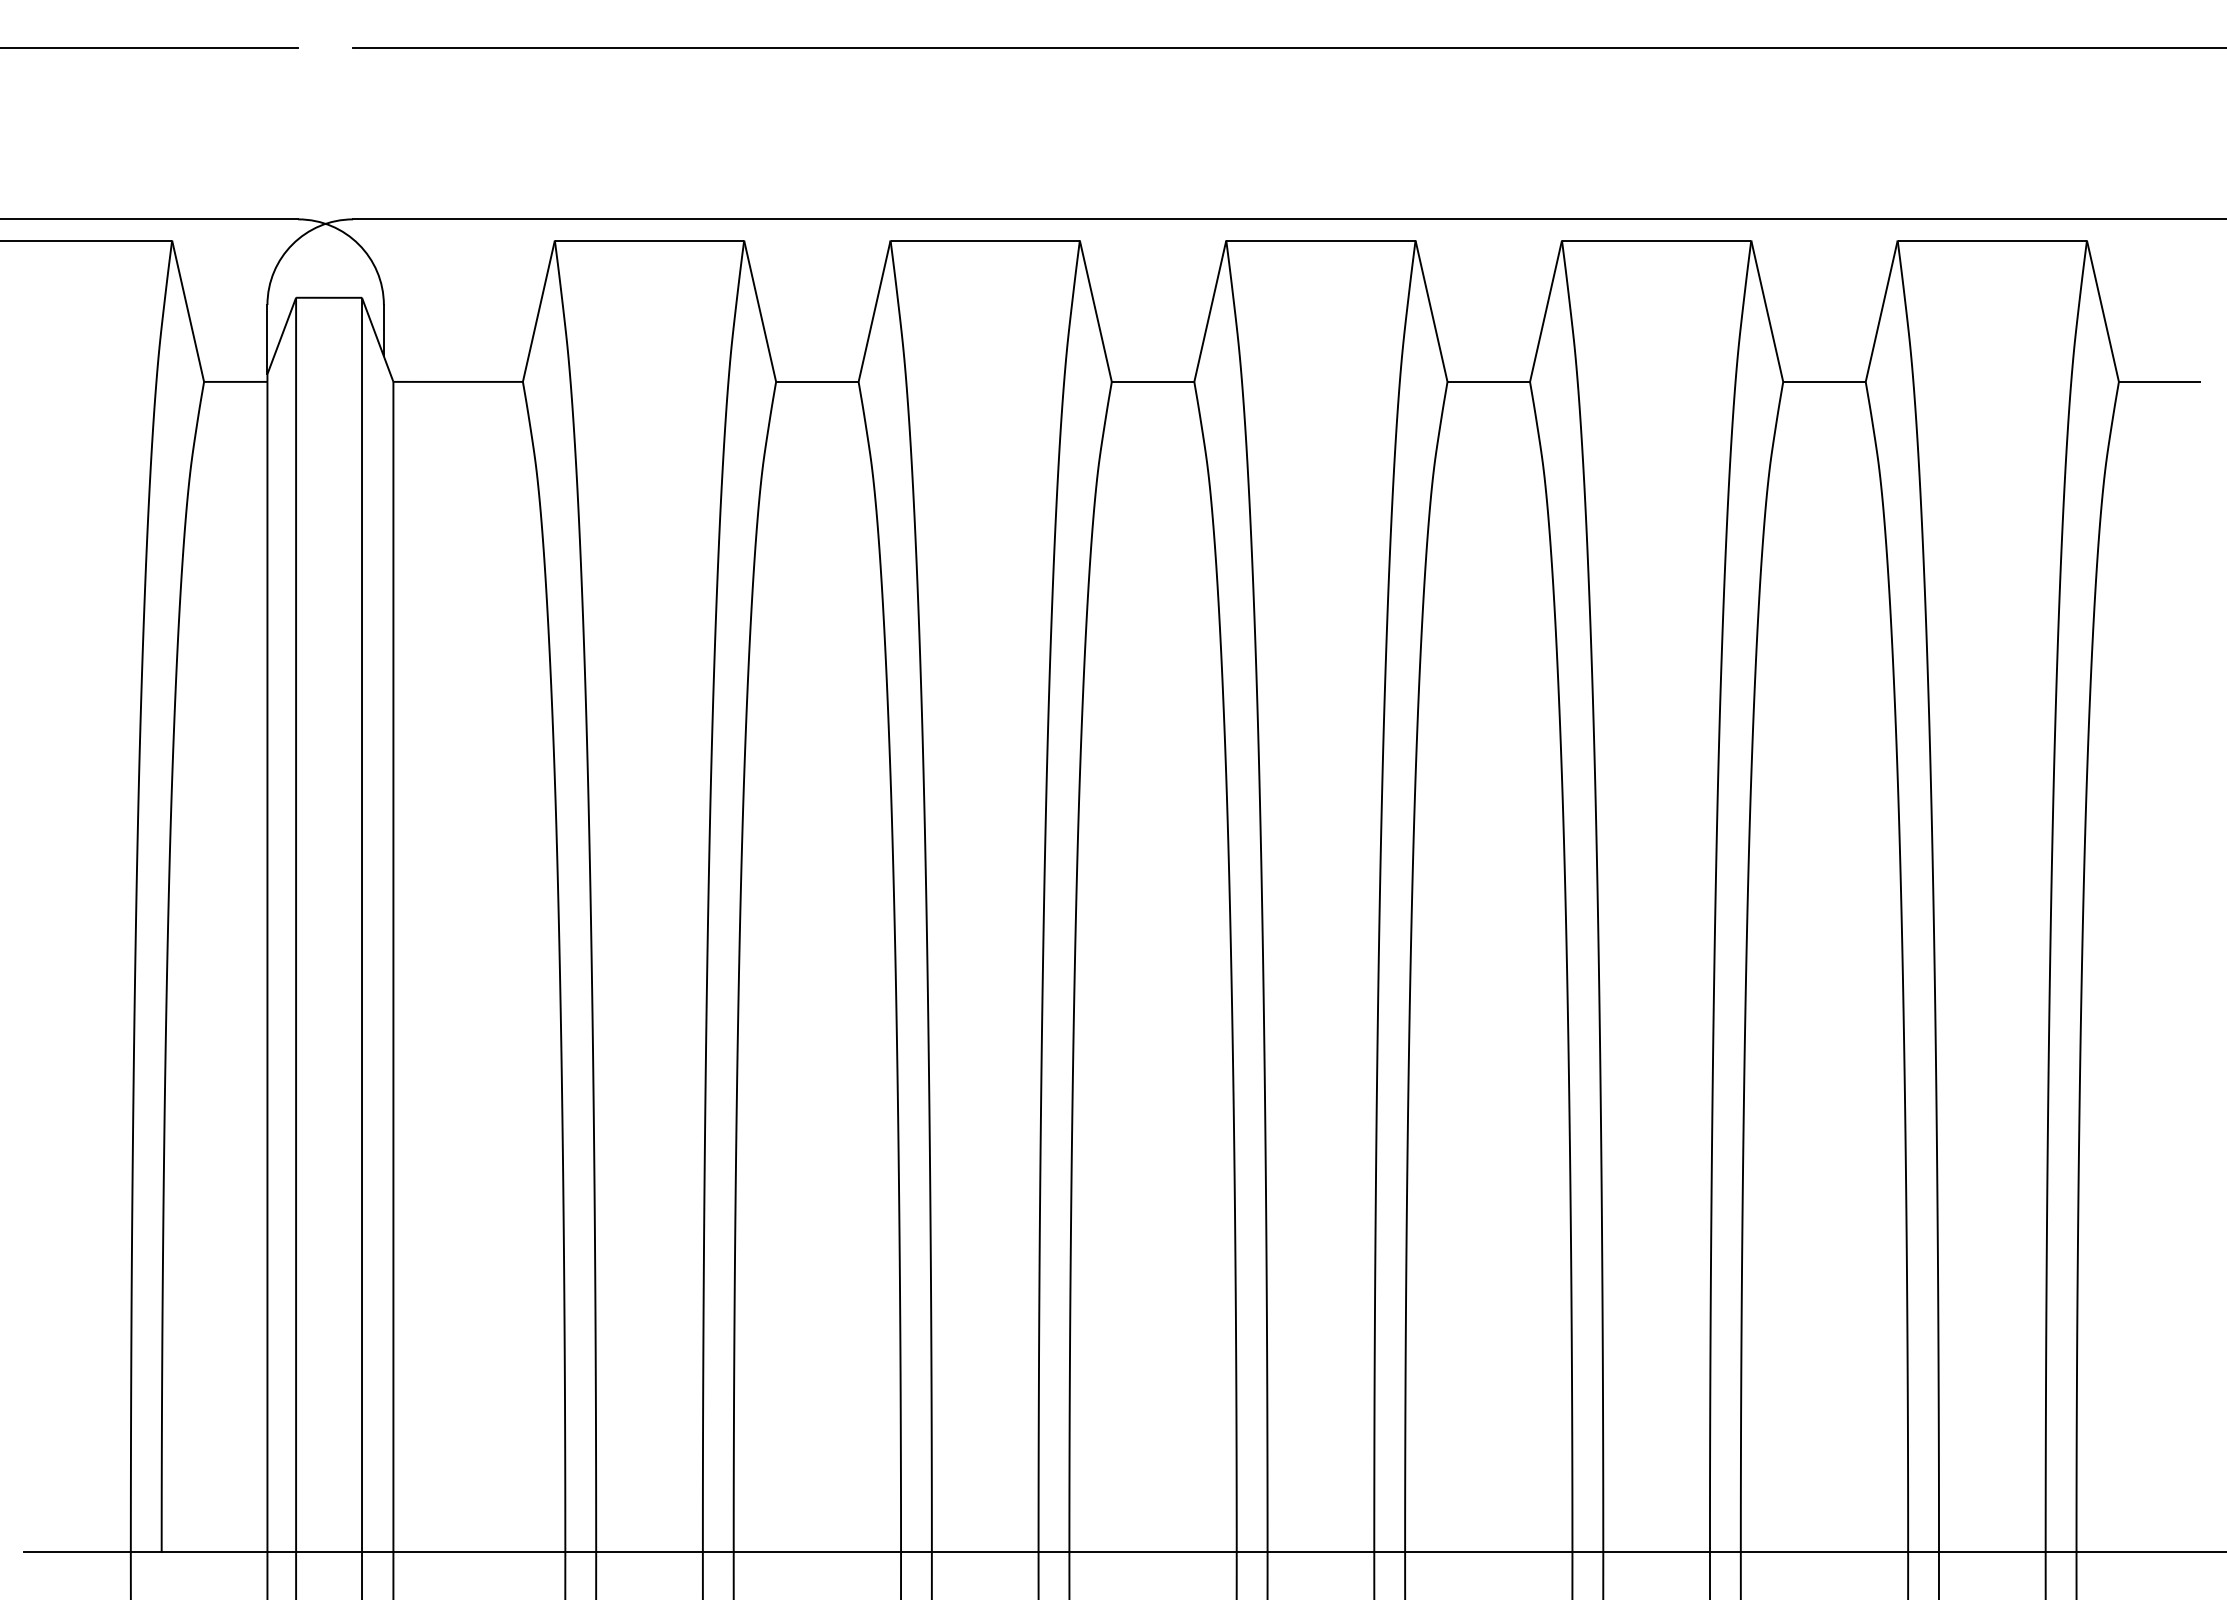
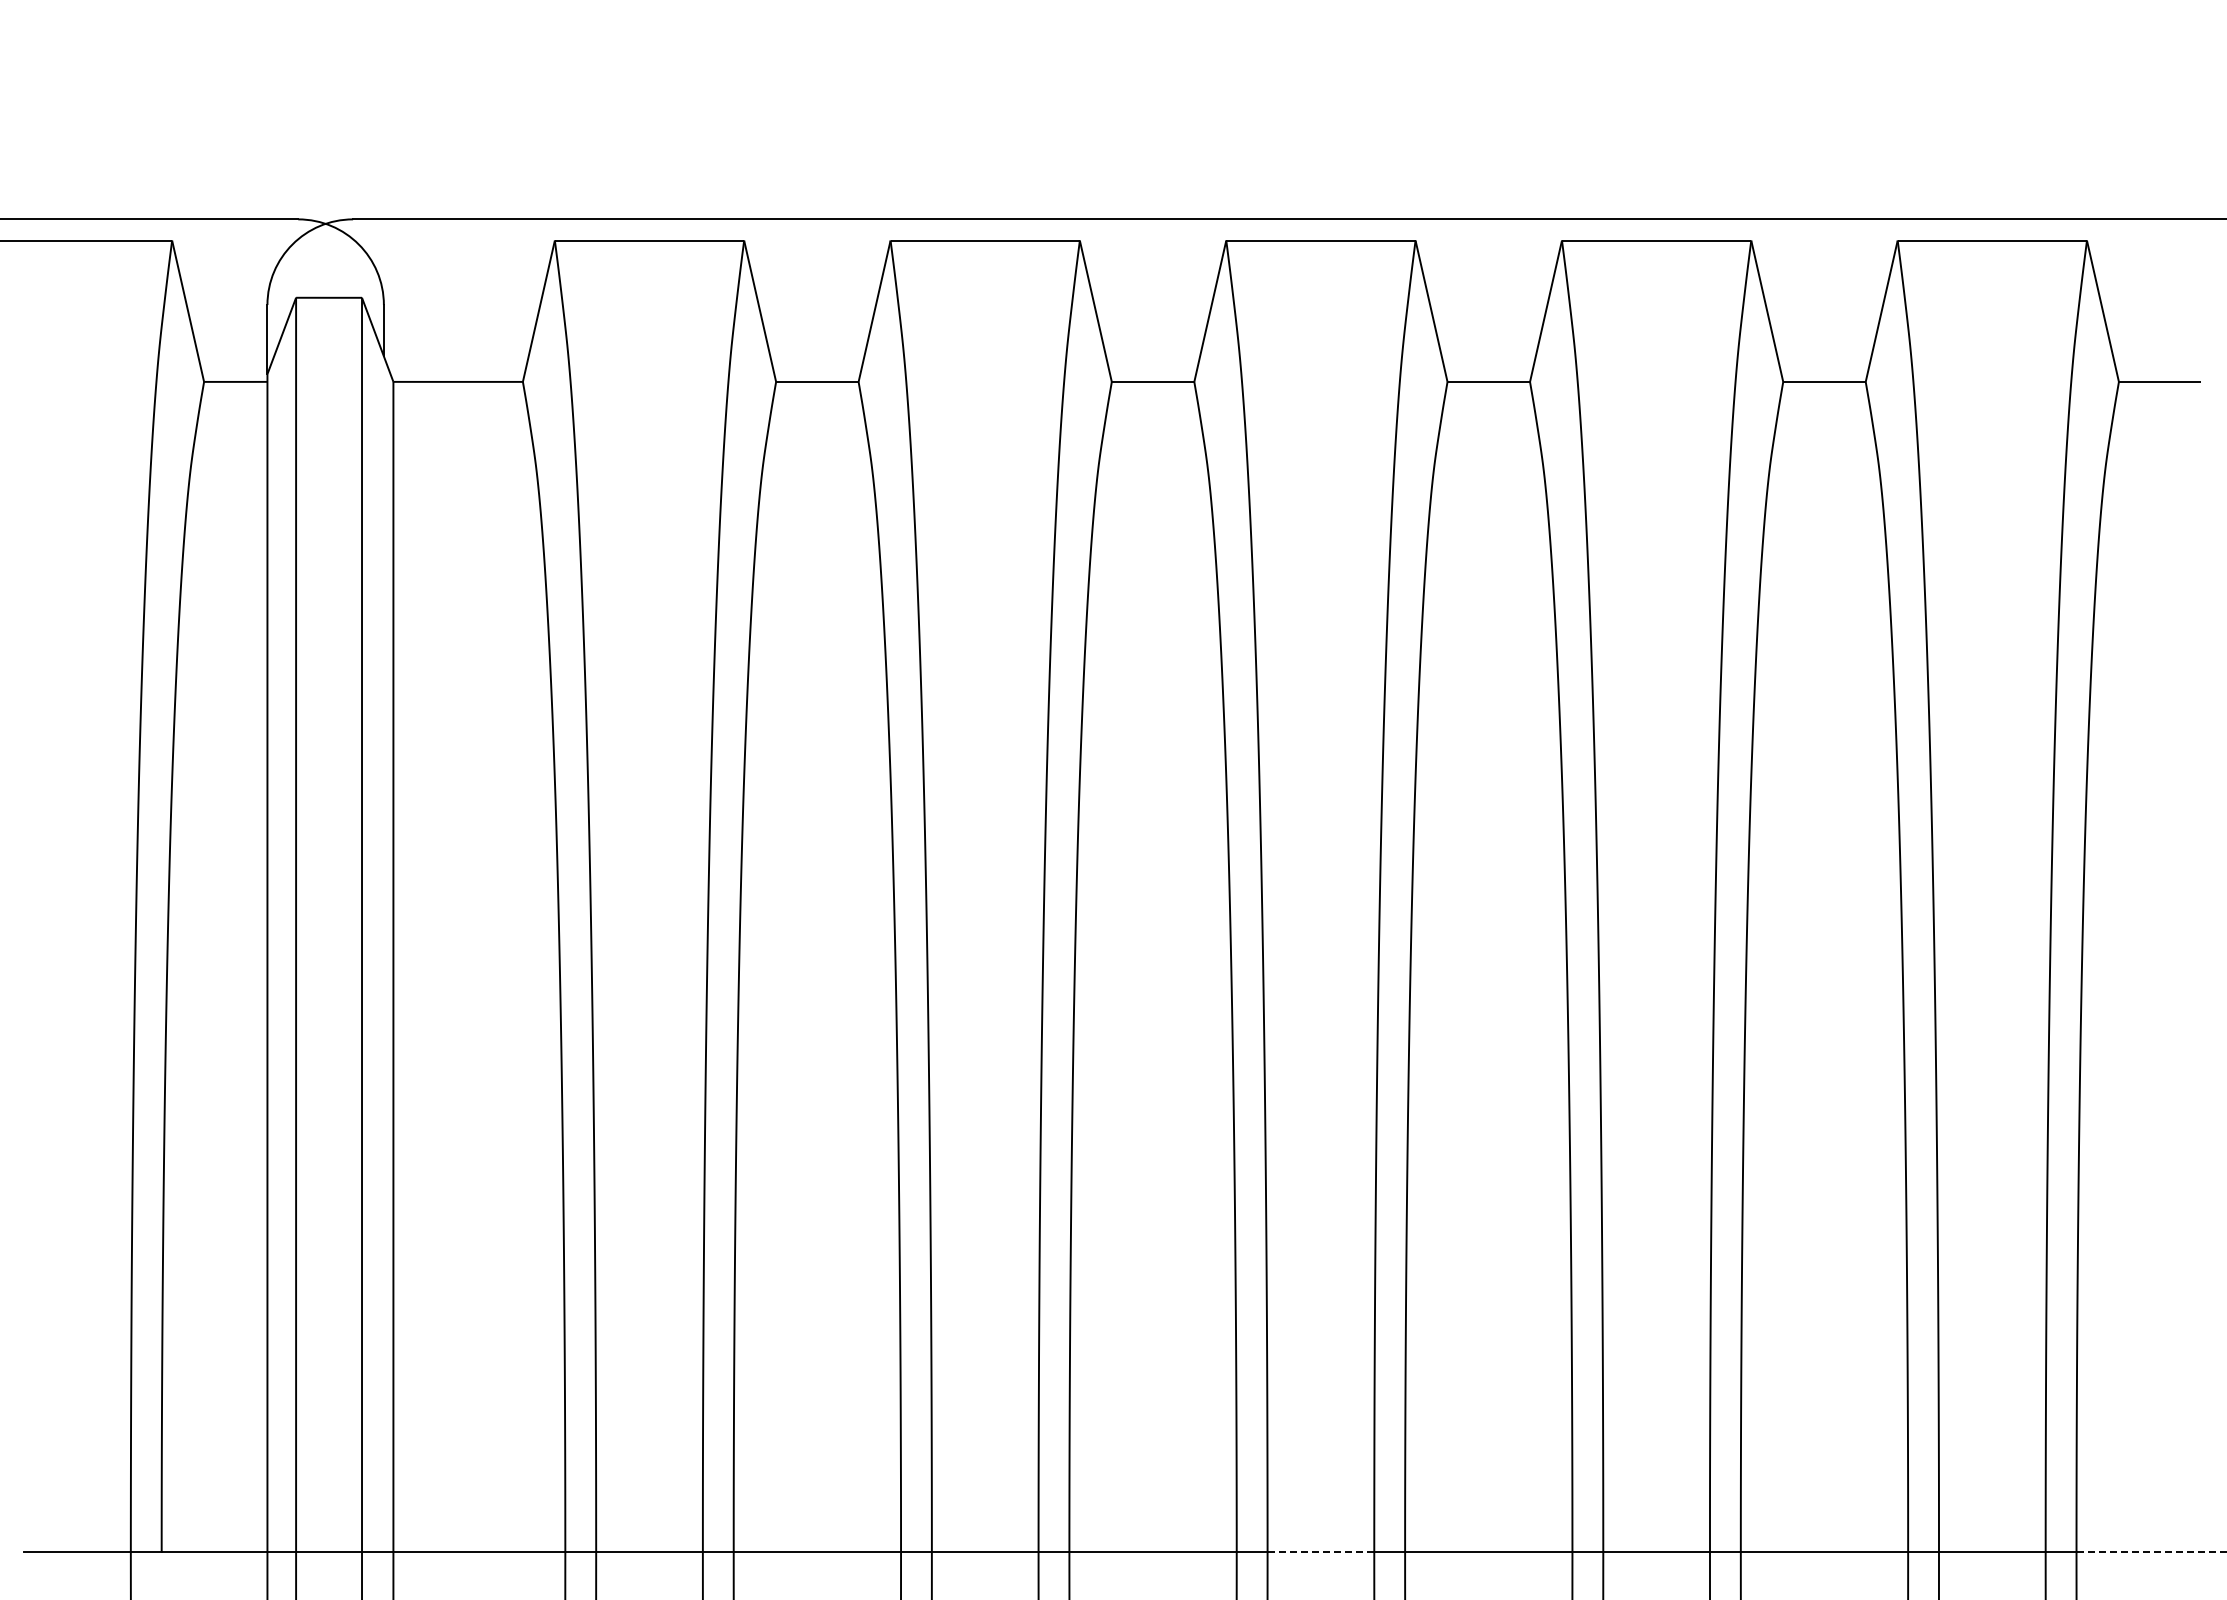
line: present -> none (150, 48)
line: present -> none (1288, 48)
line: solid -> dashed (1321, 1551)
line: solid -> dashed (2152, 1551)
